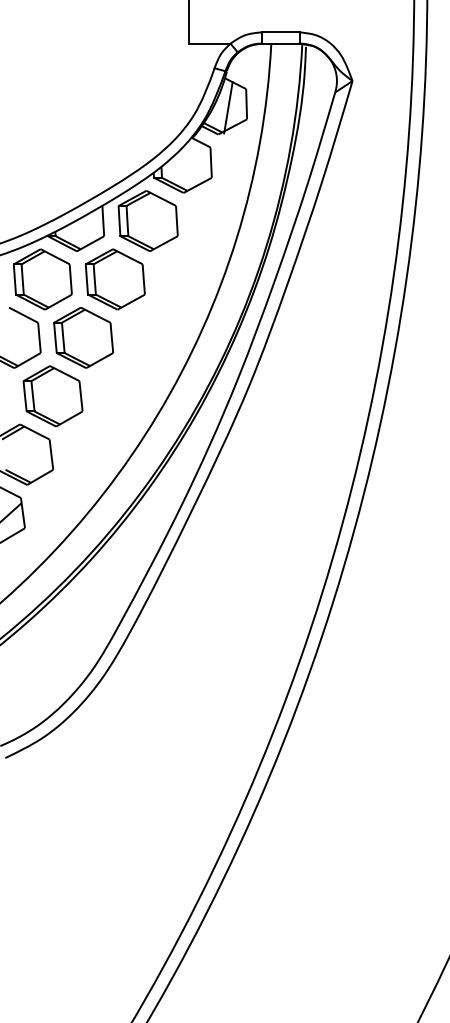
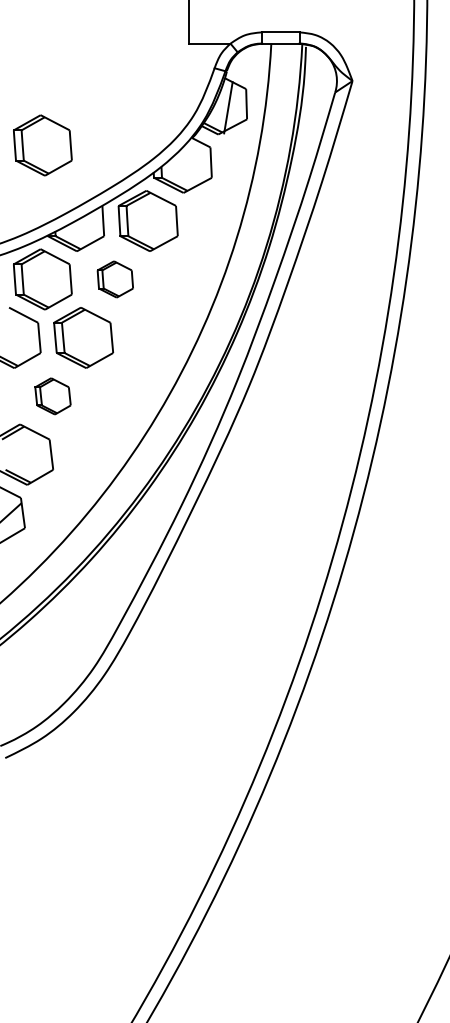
part: none -> present (42, 145)
part size: 61x63 px -> 38x39 px (114, 279)
part size: 62x63 px -> 38x39 px (52, 396)
